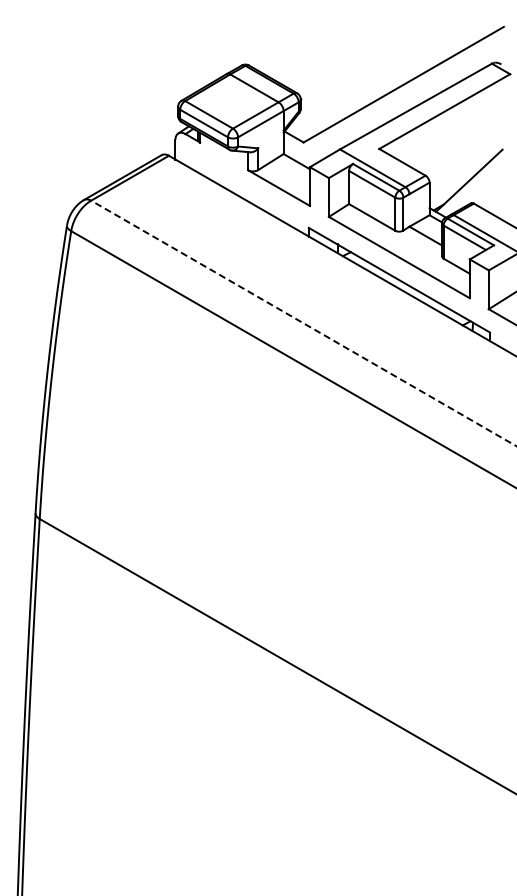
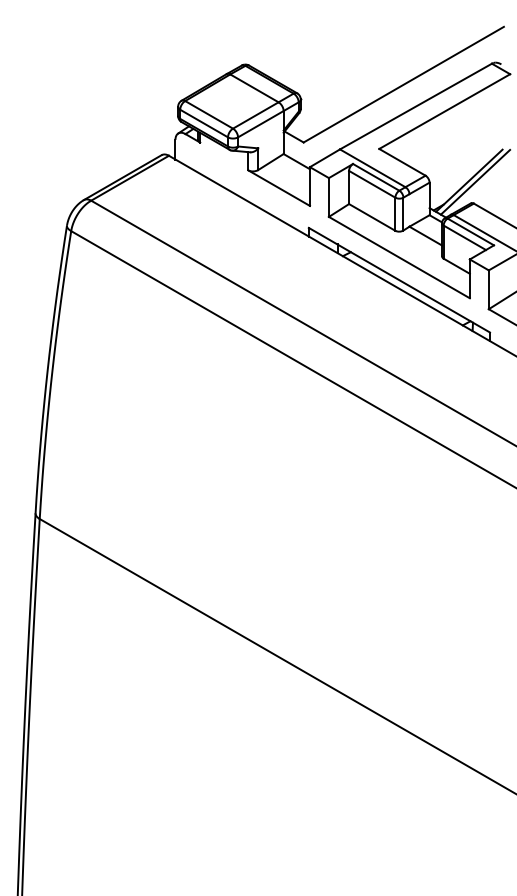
line: none -> present (475, 181)
line: dashed -> solid (303, 323)
